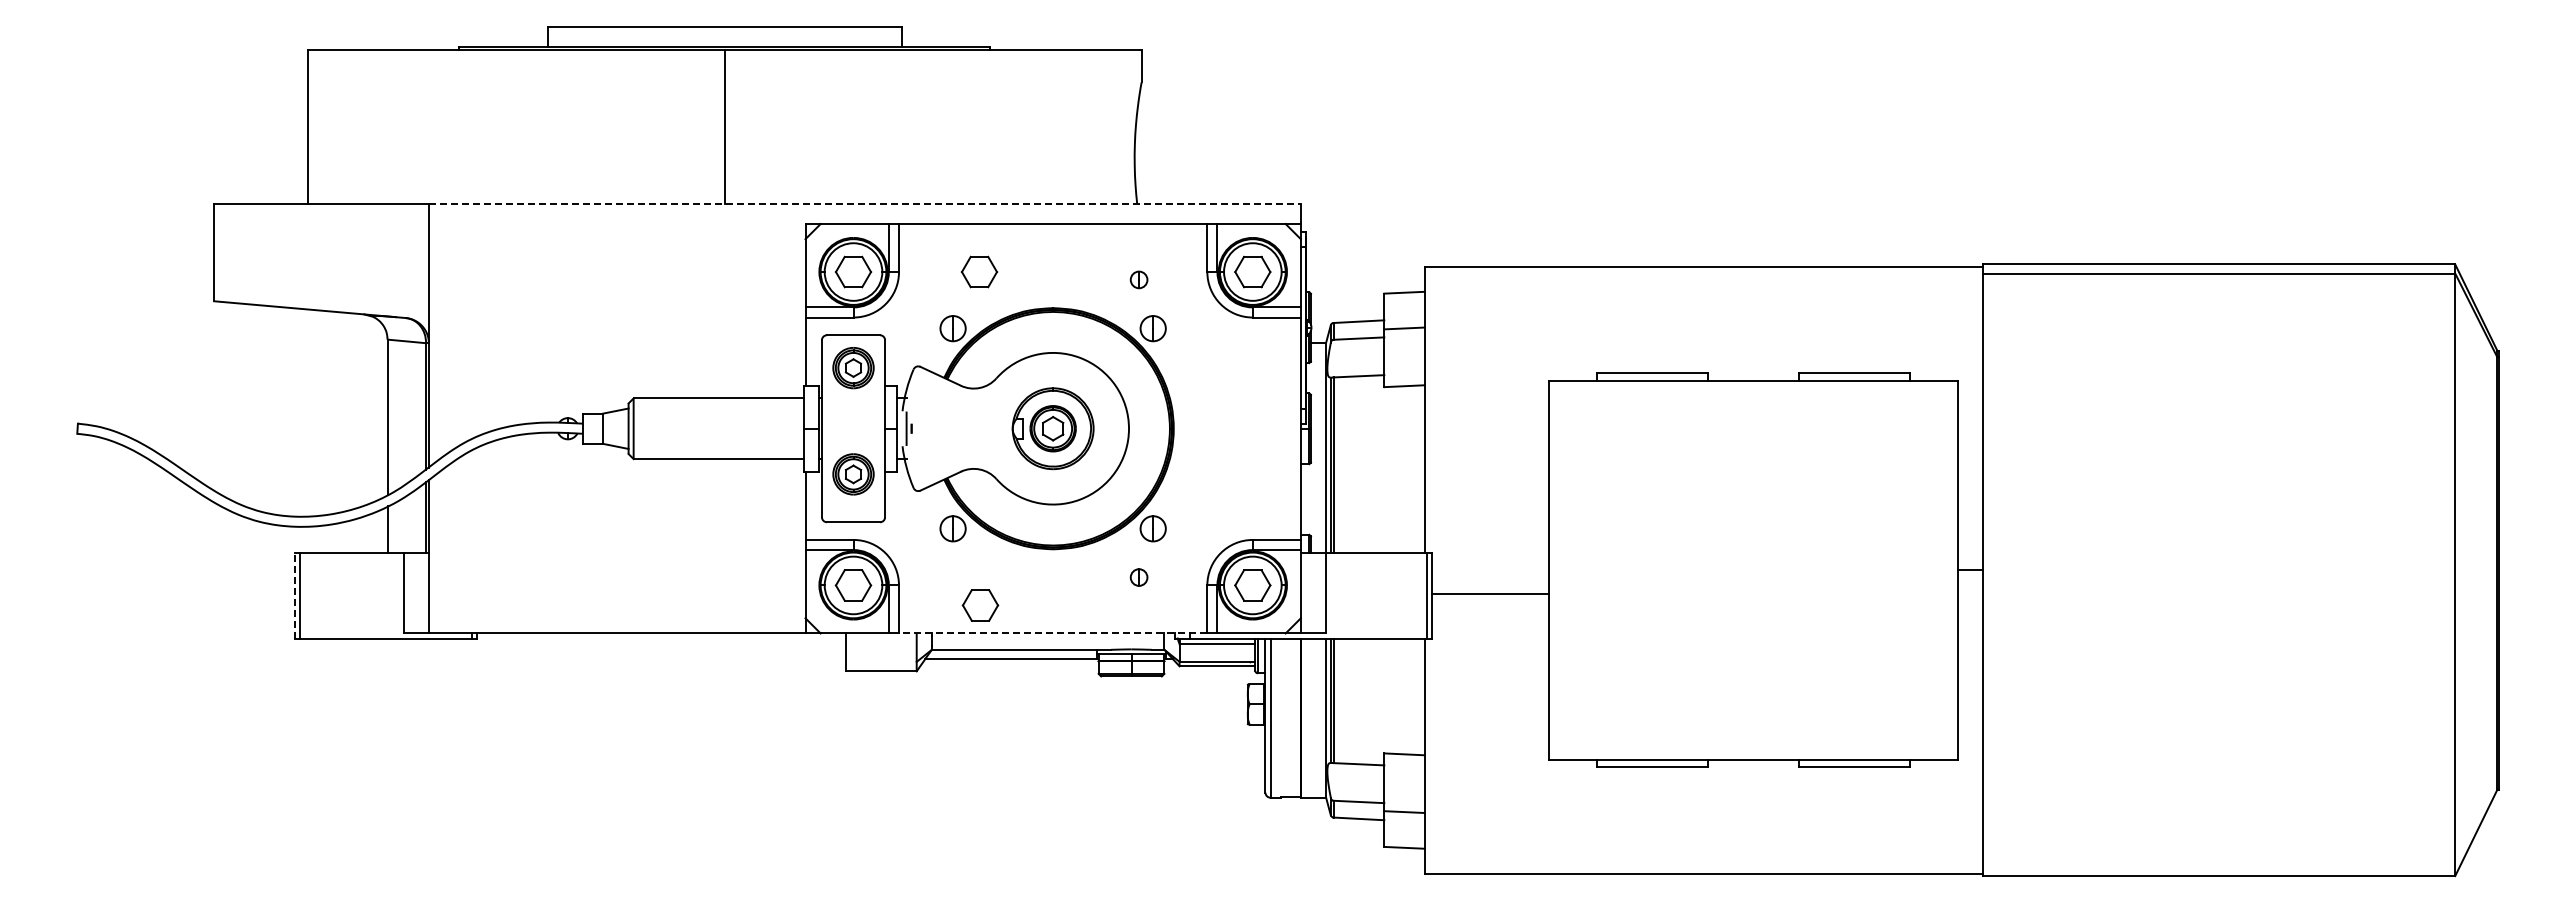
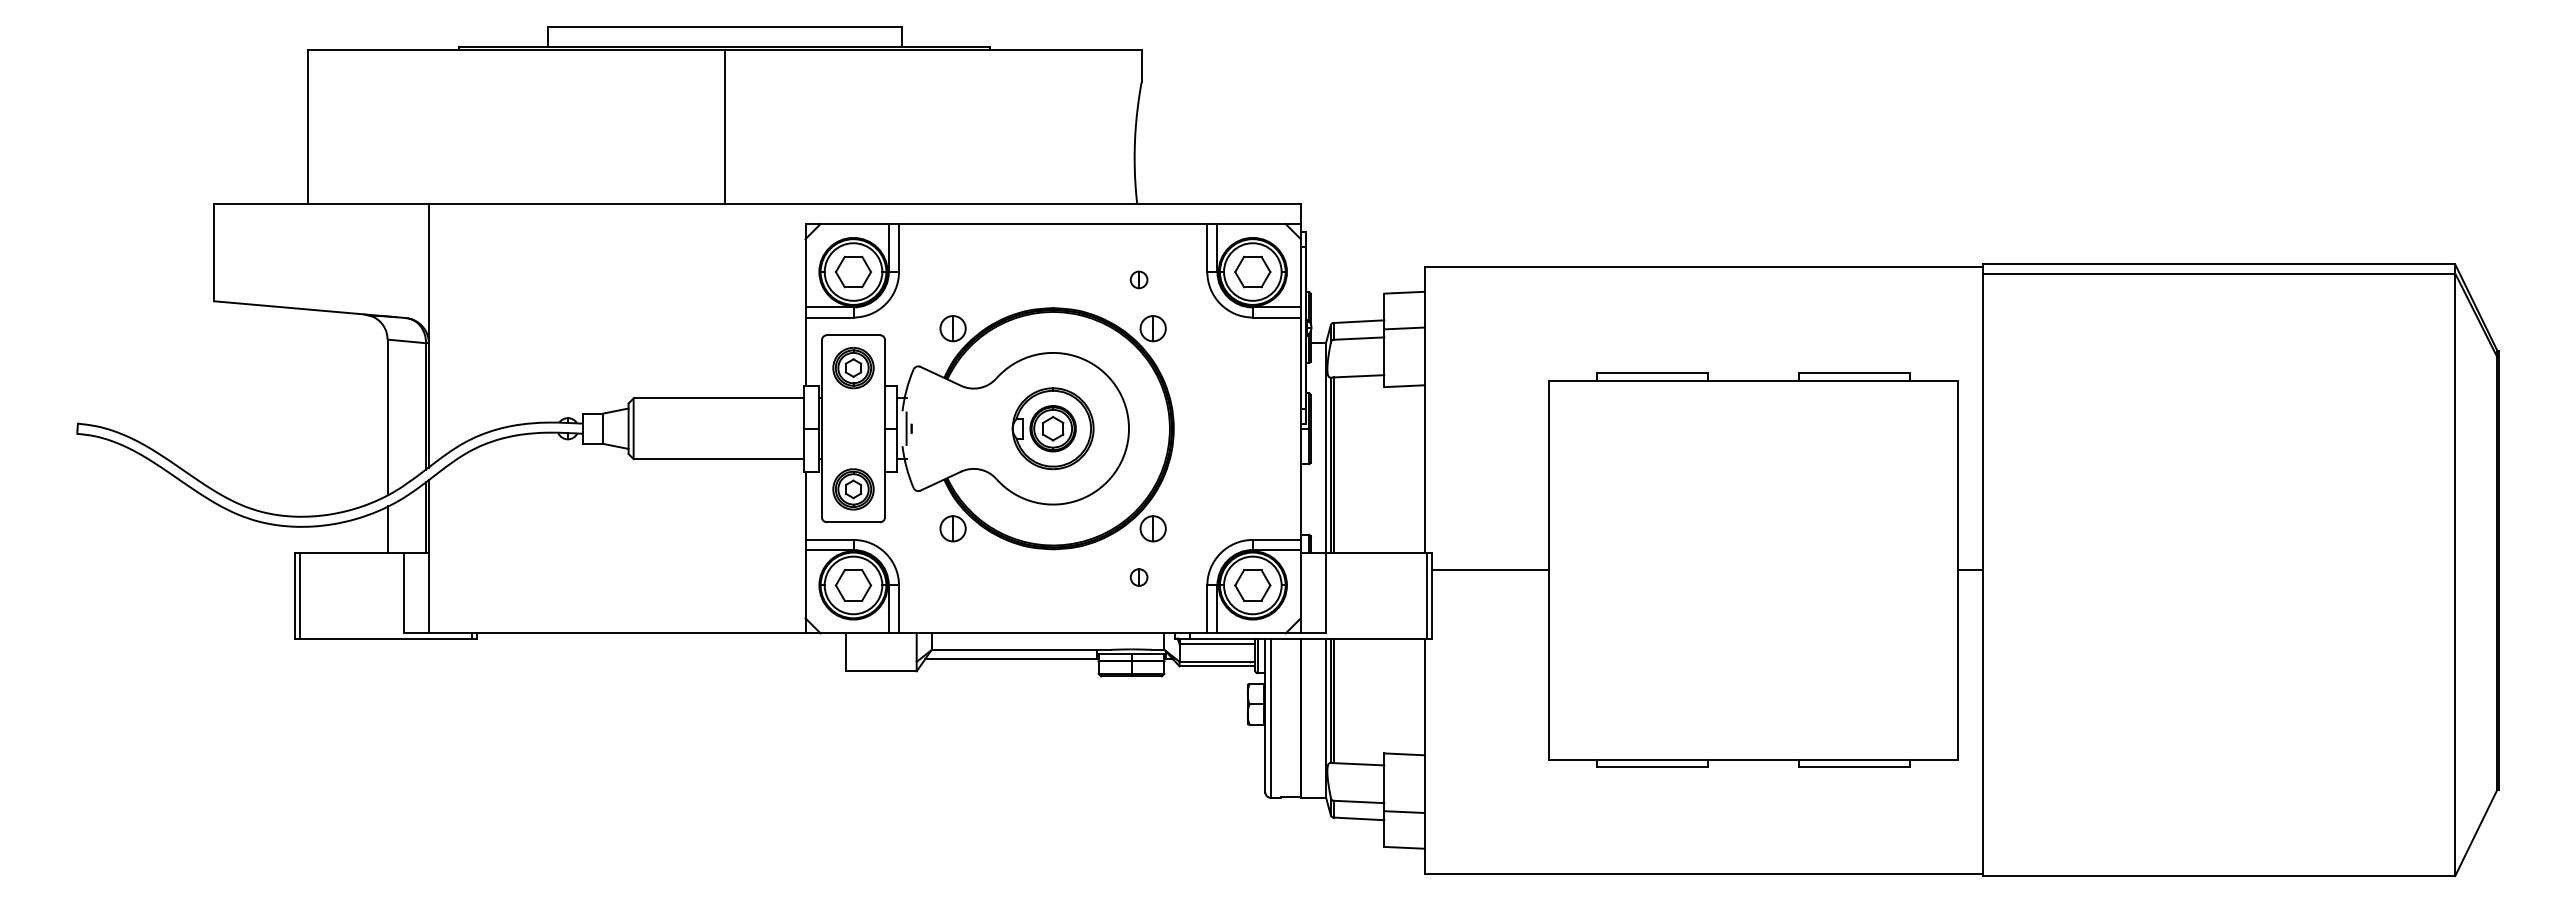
line: dashed -> solid (864, 203)
part: present -> none (979, 271)
part position: (853, 474) -> (853, 489) (853, 489)
line position: (1490, 594) -> (1490, 570) (1490, 570)
line: dashed -> solid (294, 595)
part: present -> none (980, 605)
line: dashed -> solid (1052, 633)
